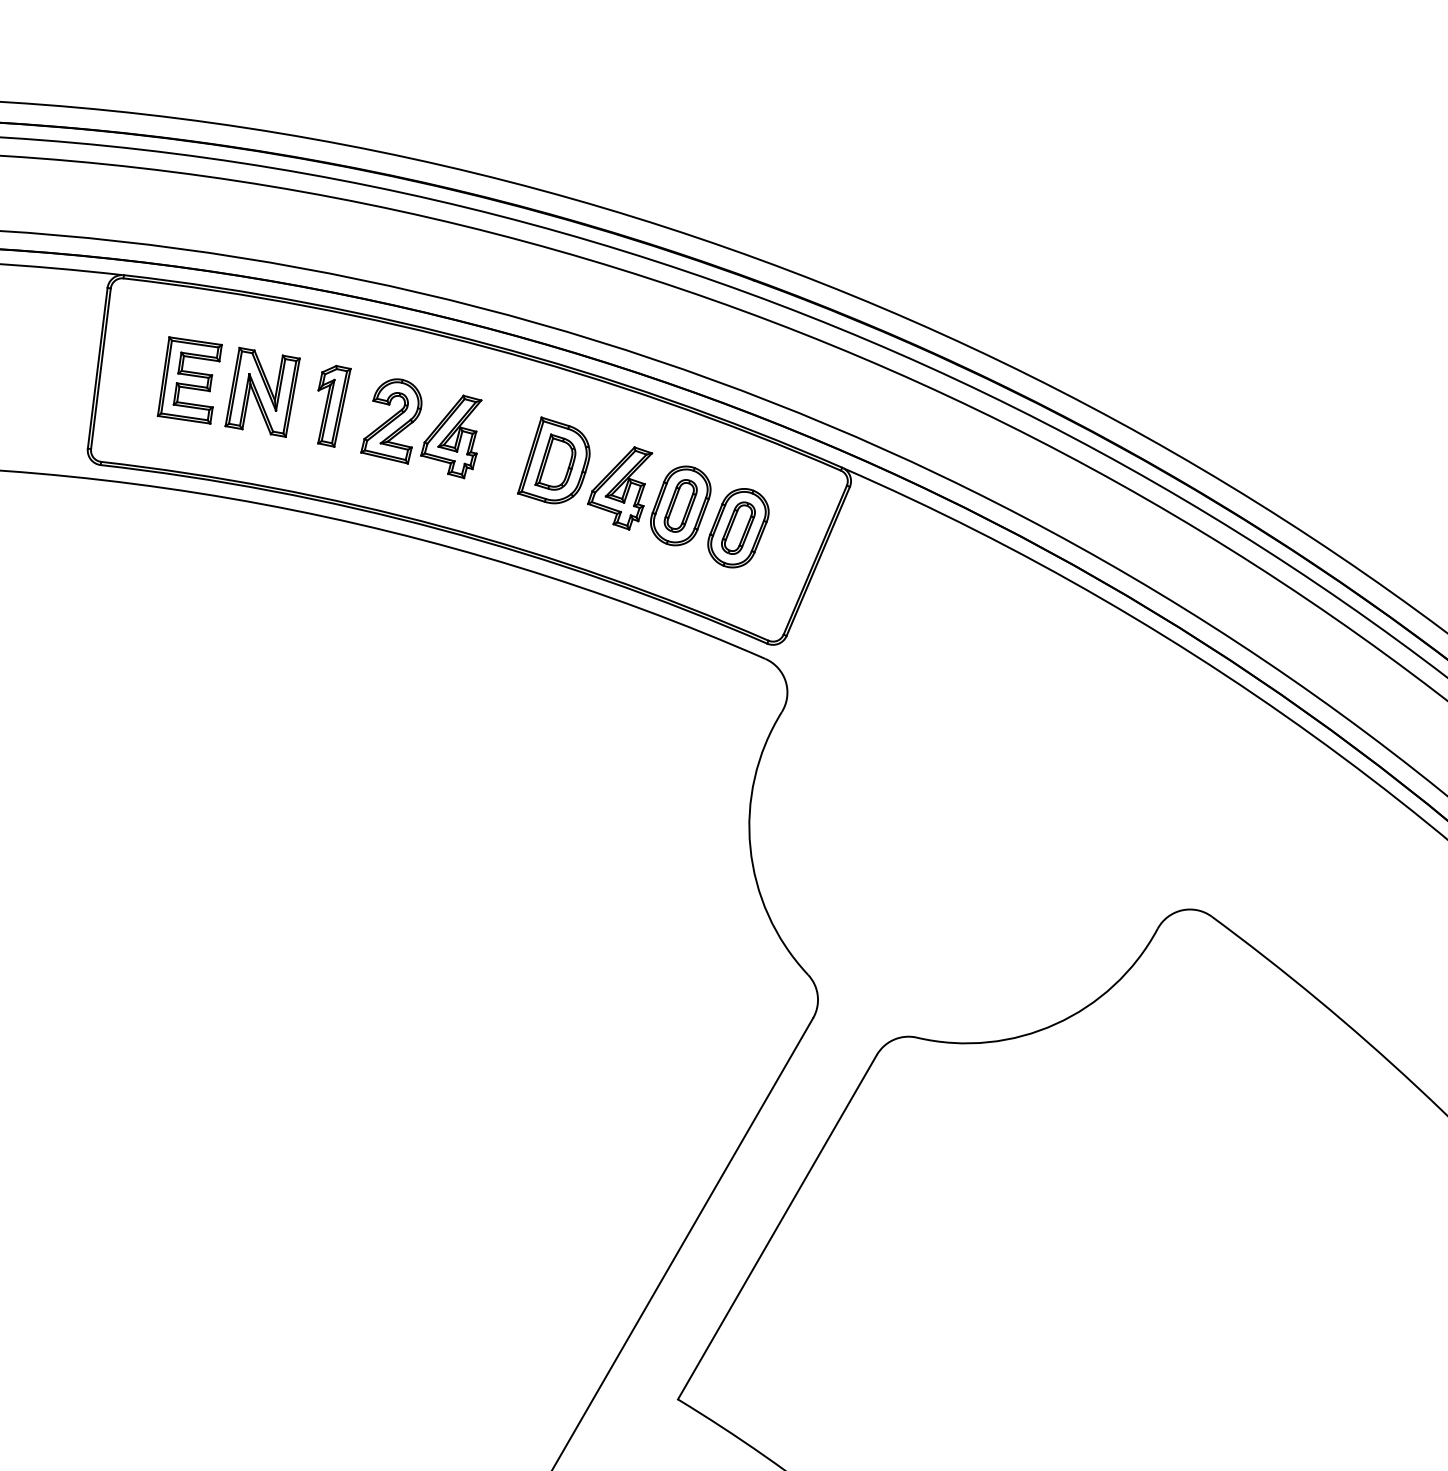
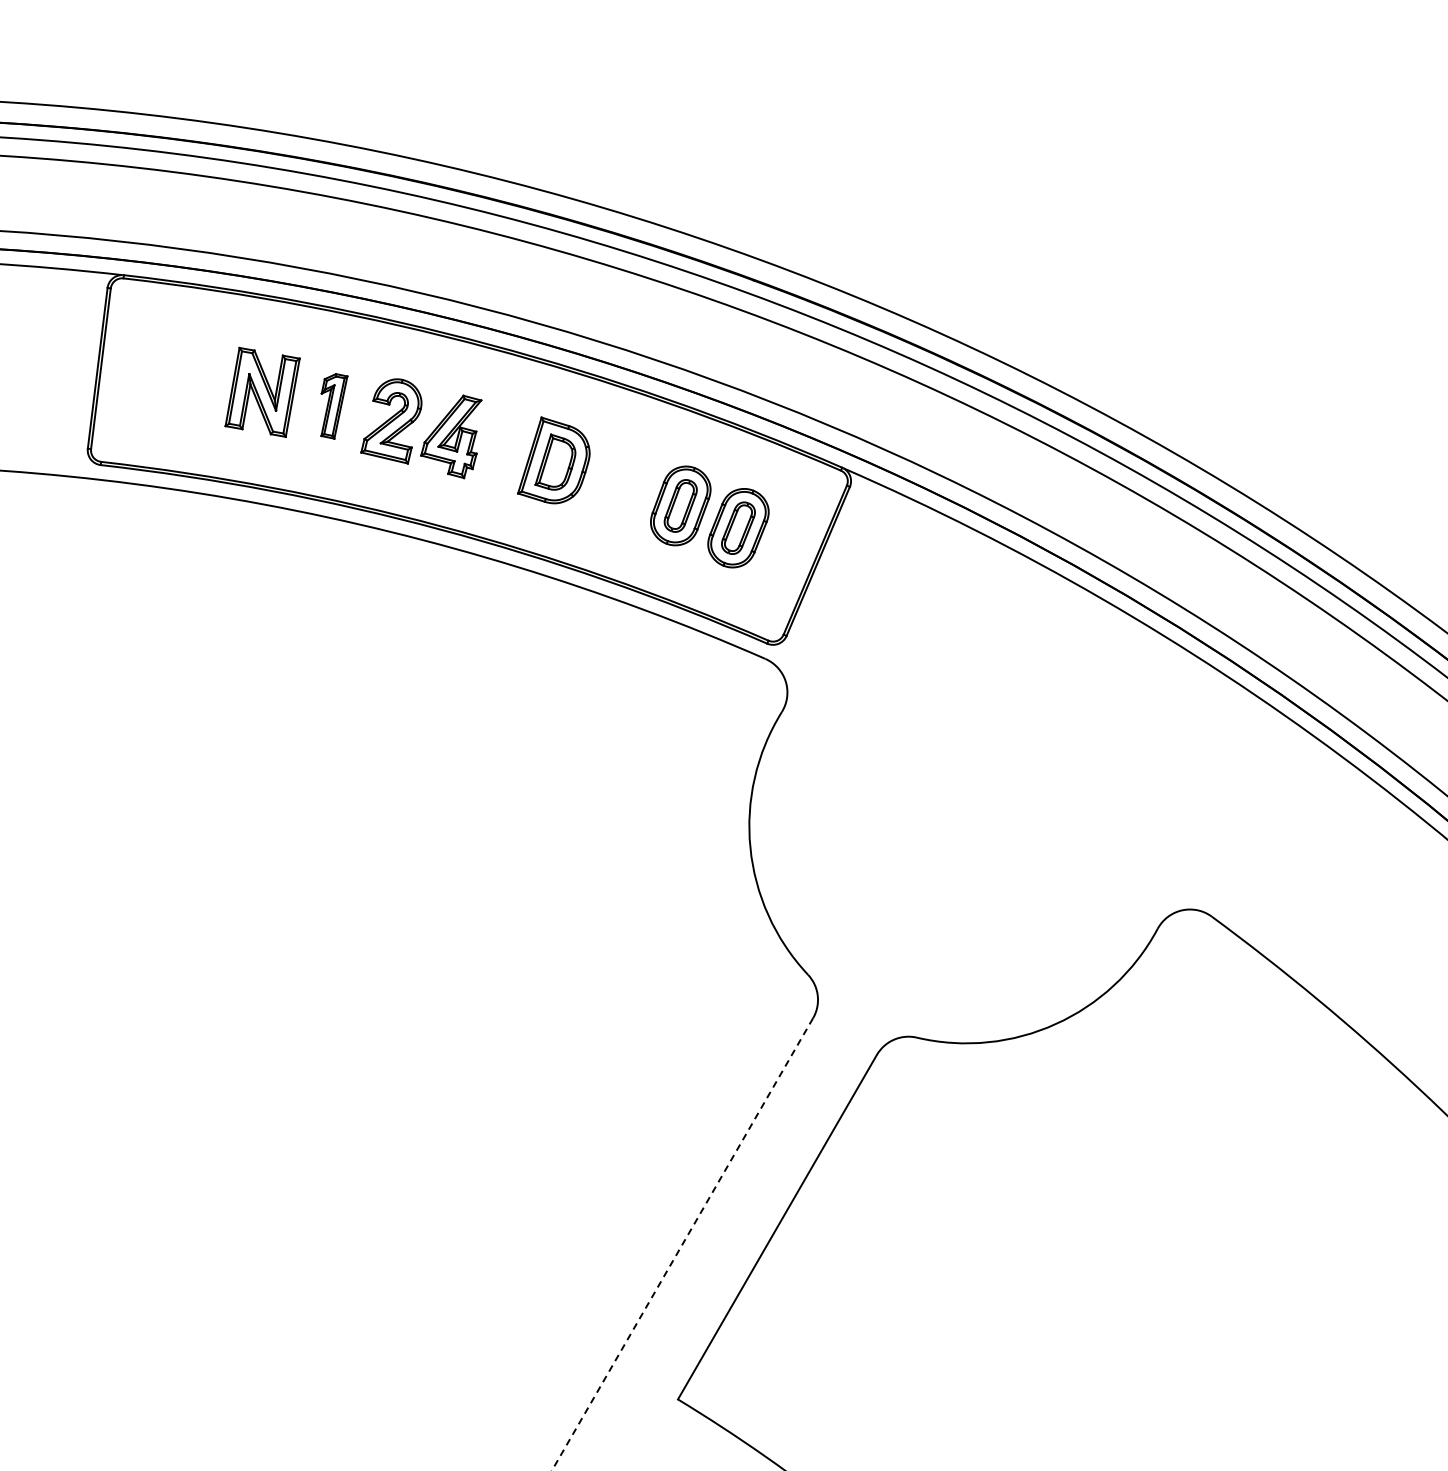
part: present -> none (189, 380)
part size: 35x83 px -> 29x67 px (334, 406)
part: present -> none (620, 488)
line: solid -> dashed (682, 1244)
